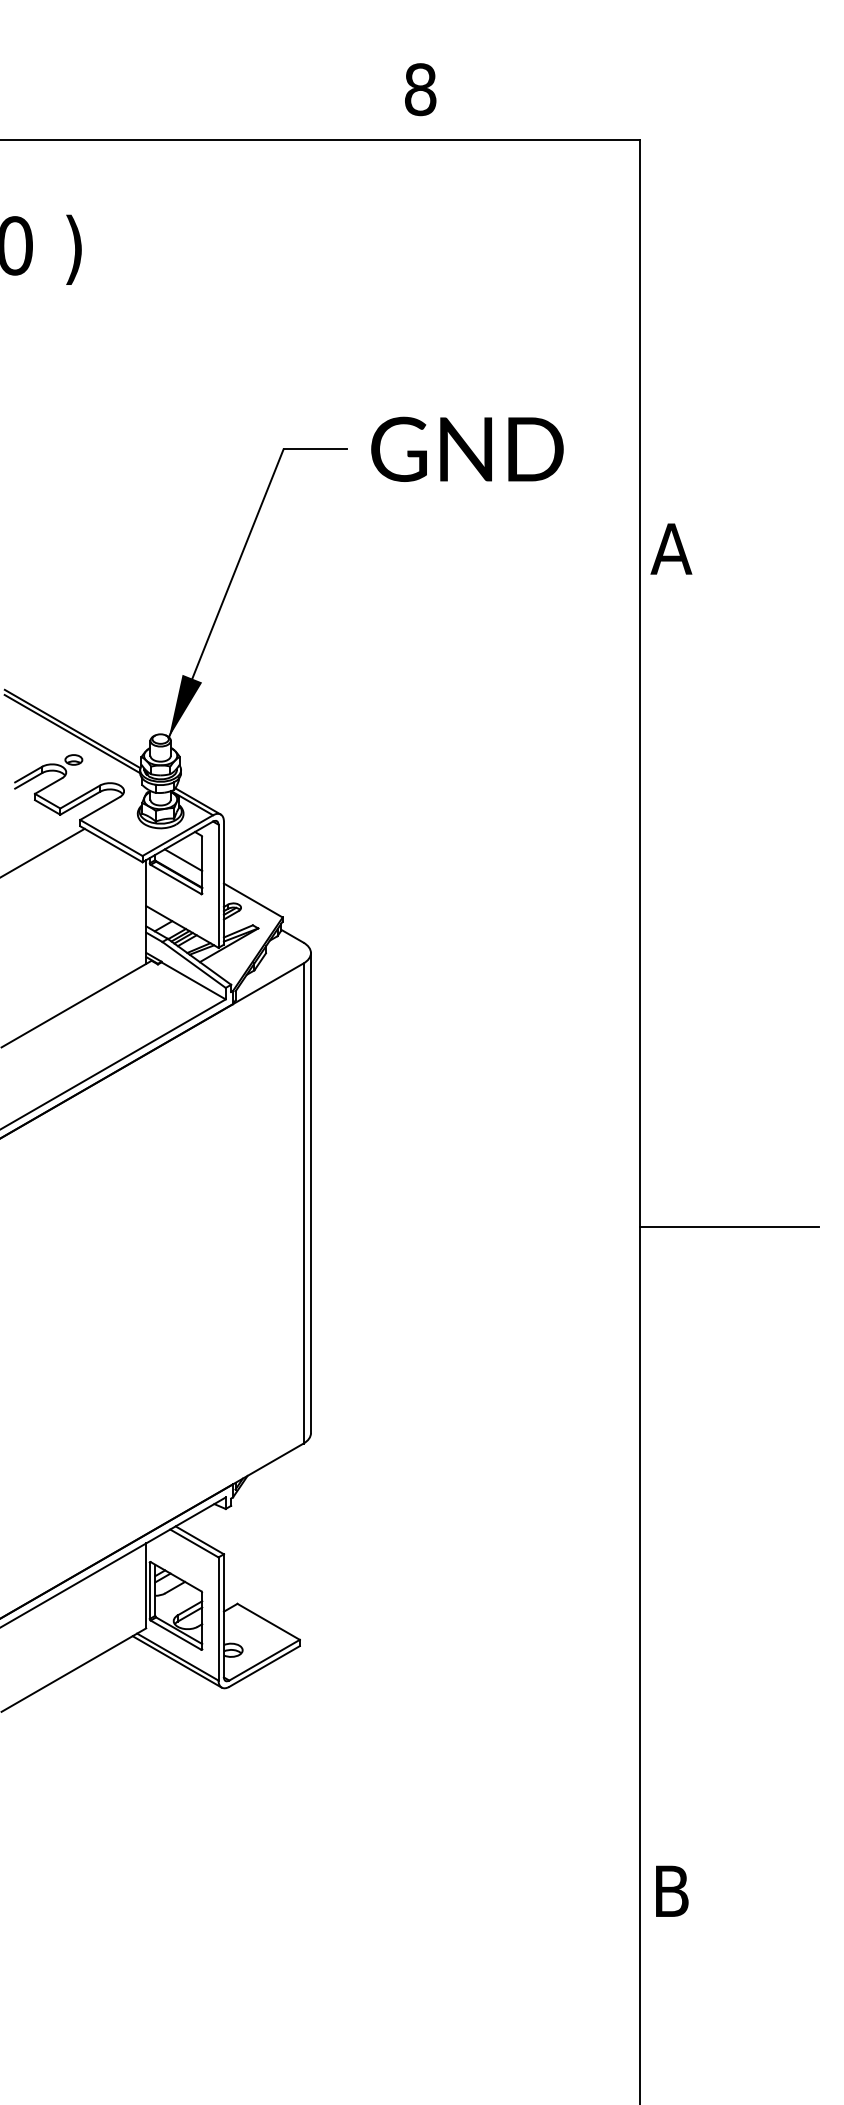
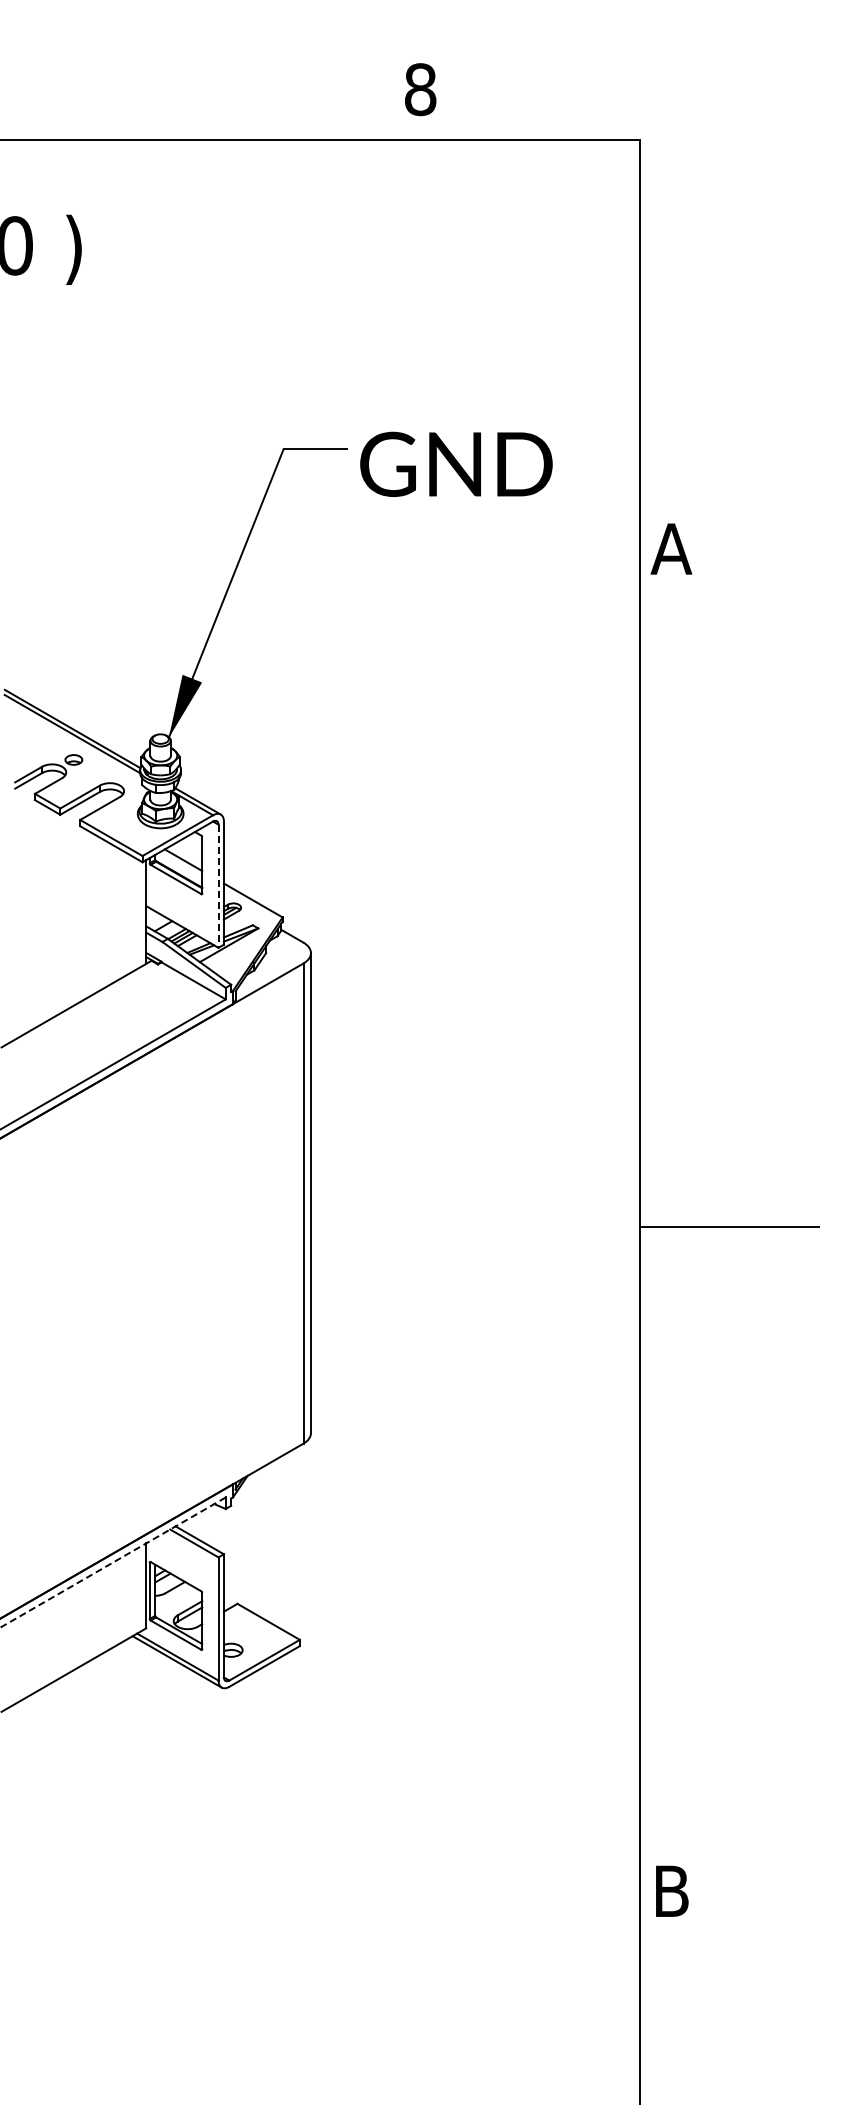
text position: (467, 448) -> (456, 463) (456, 463)
line: present -> none (43, 852)
line: solid -> dashed (218, 886)
line: solid -> dashed (112, 1562)
